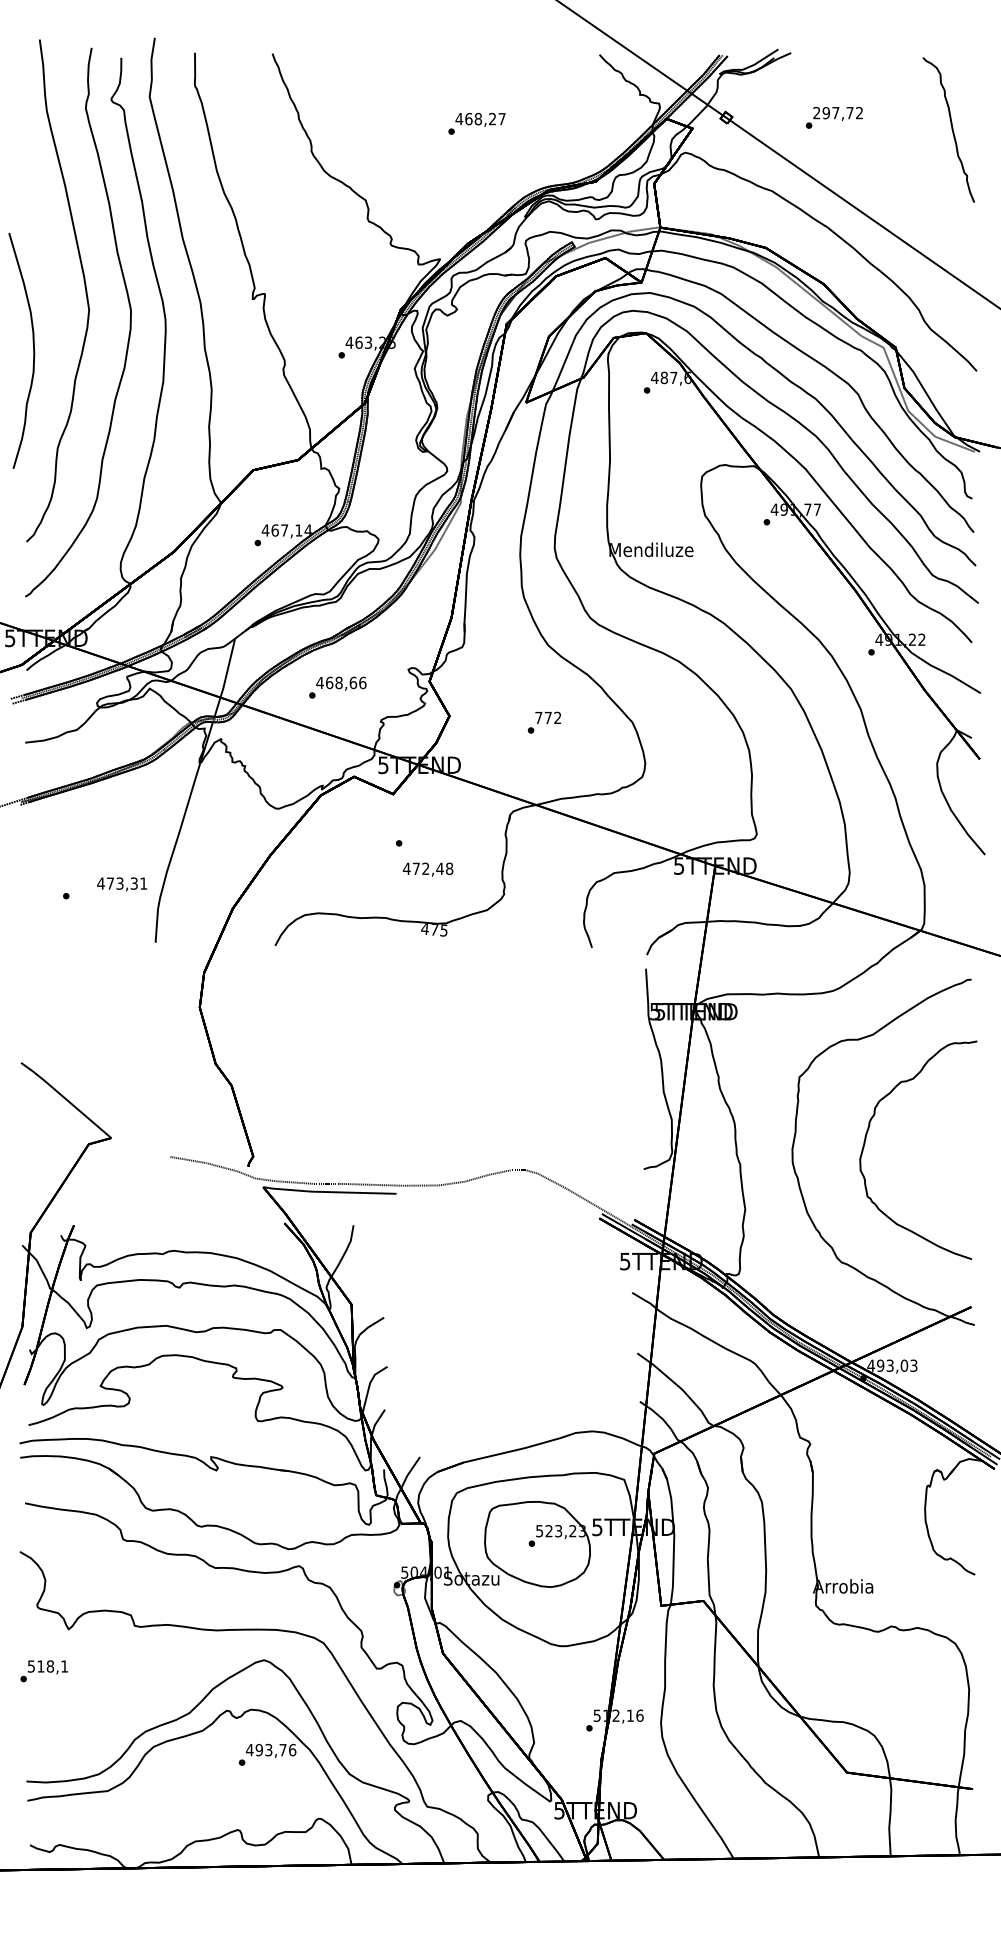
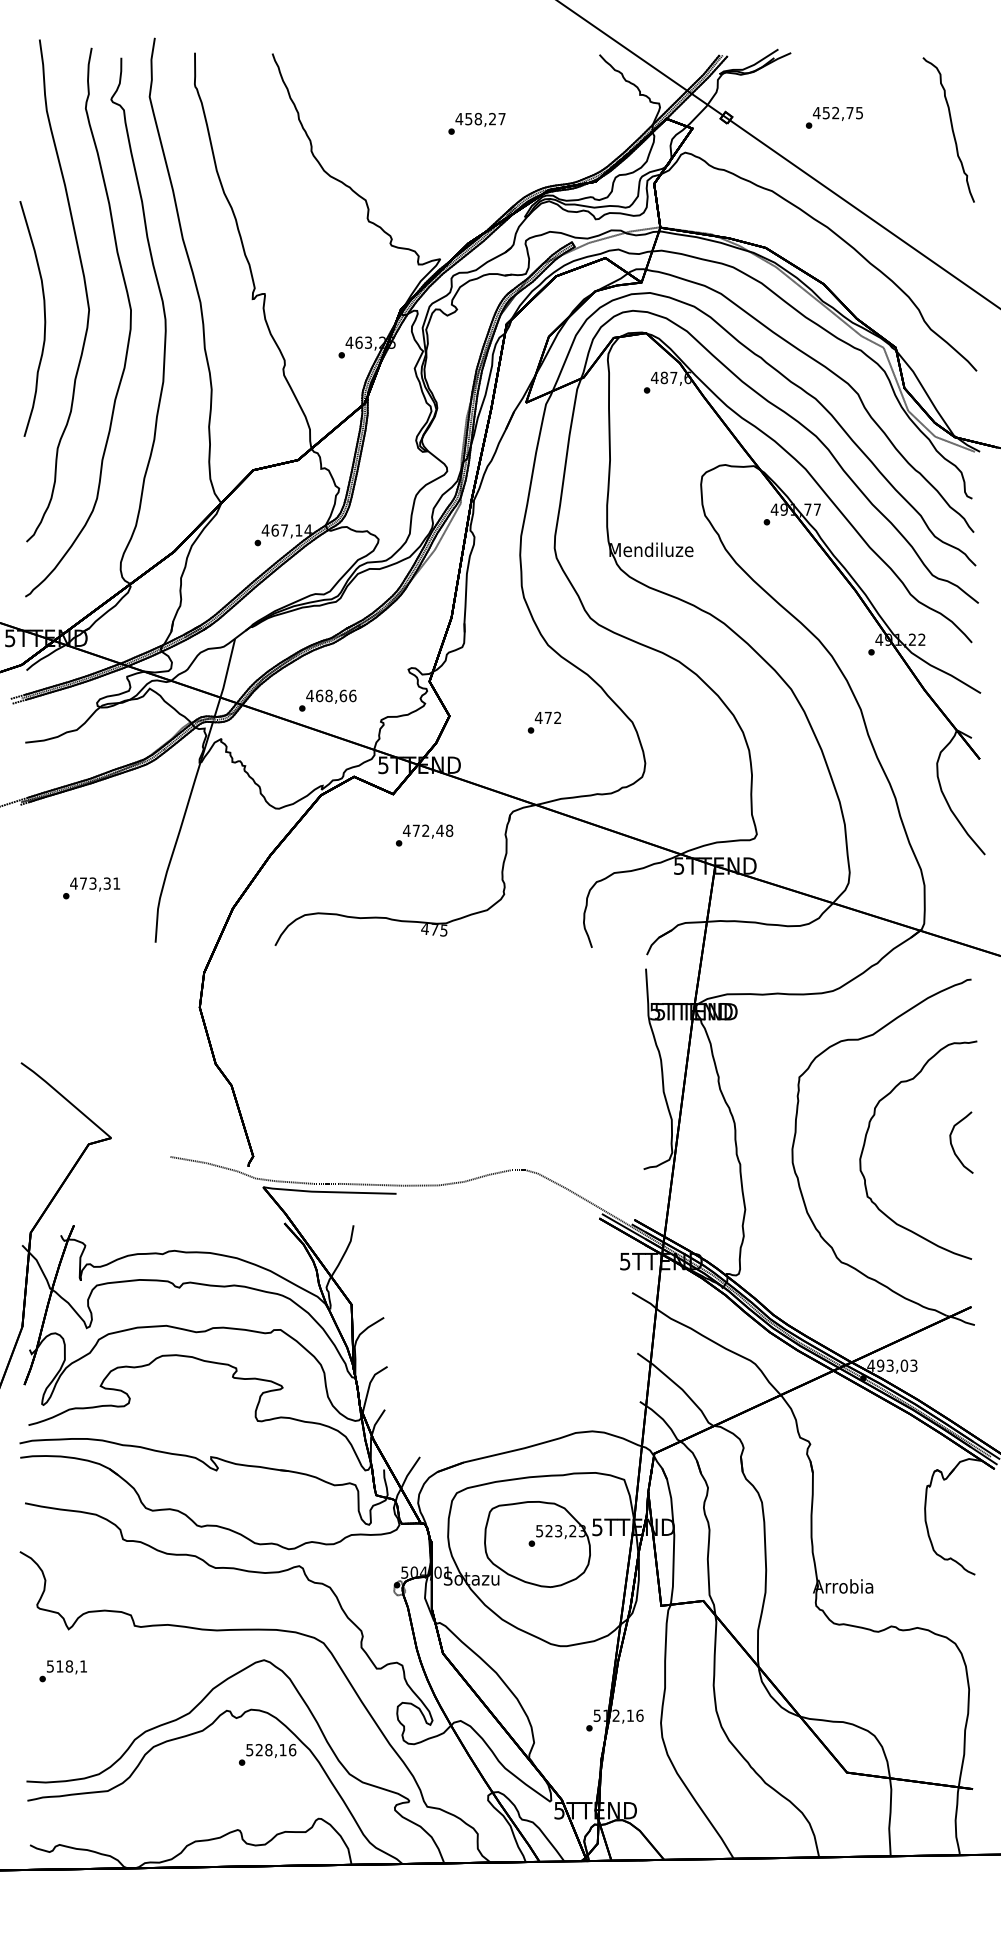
text: 297,72 -> 452,75 (837, 112)
text: 468,27 -> 458,27 (468, 118)
part position: (33, 350) -> (44, 318) (44, 318)
text position: (337, 687) -> (327, 700) (327, 700)
text: 772 -> 472 (538, 717)
text position: (428, 869) -> (428, 831) (428, 831)
text position: (122, 884) -> (95, 884) (95, 884)
curve: none -> present (953, 1146)
text position: (43, 1671) -> (62, 1671) (62, 1671)
text: 493,76 -> 528,16 (265, 1750)
